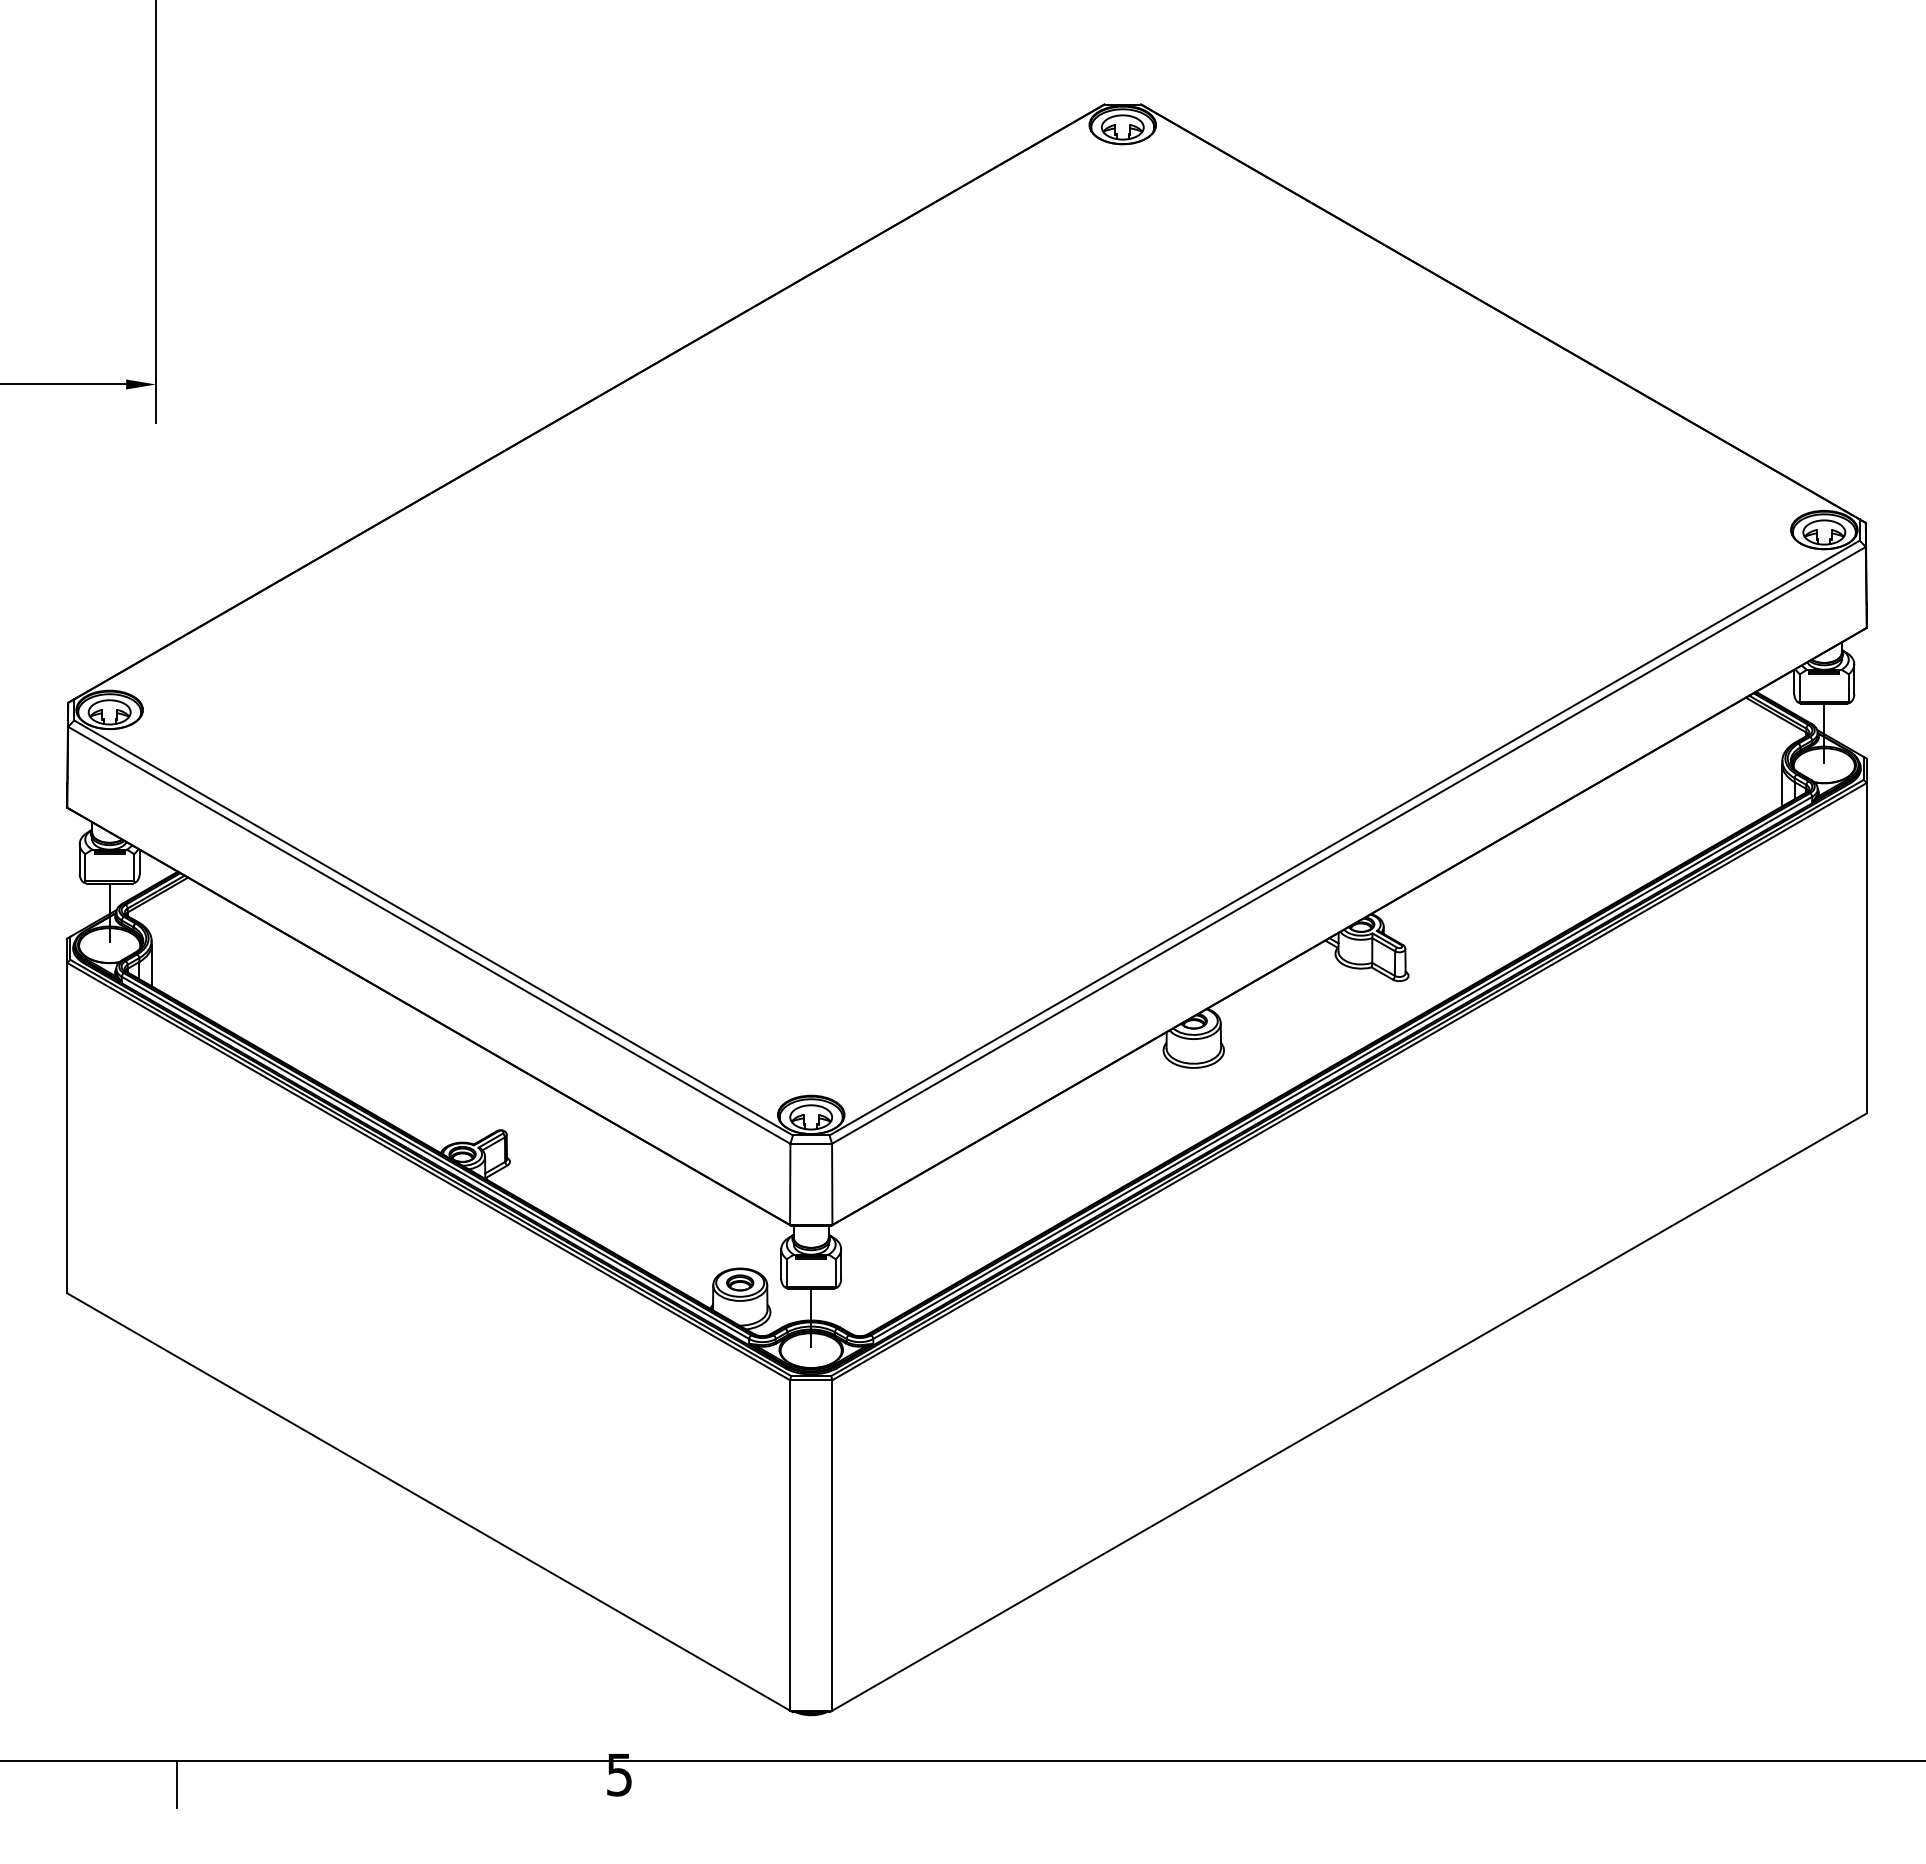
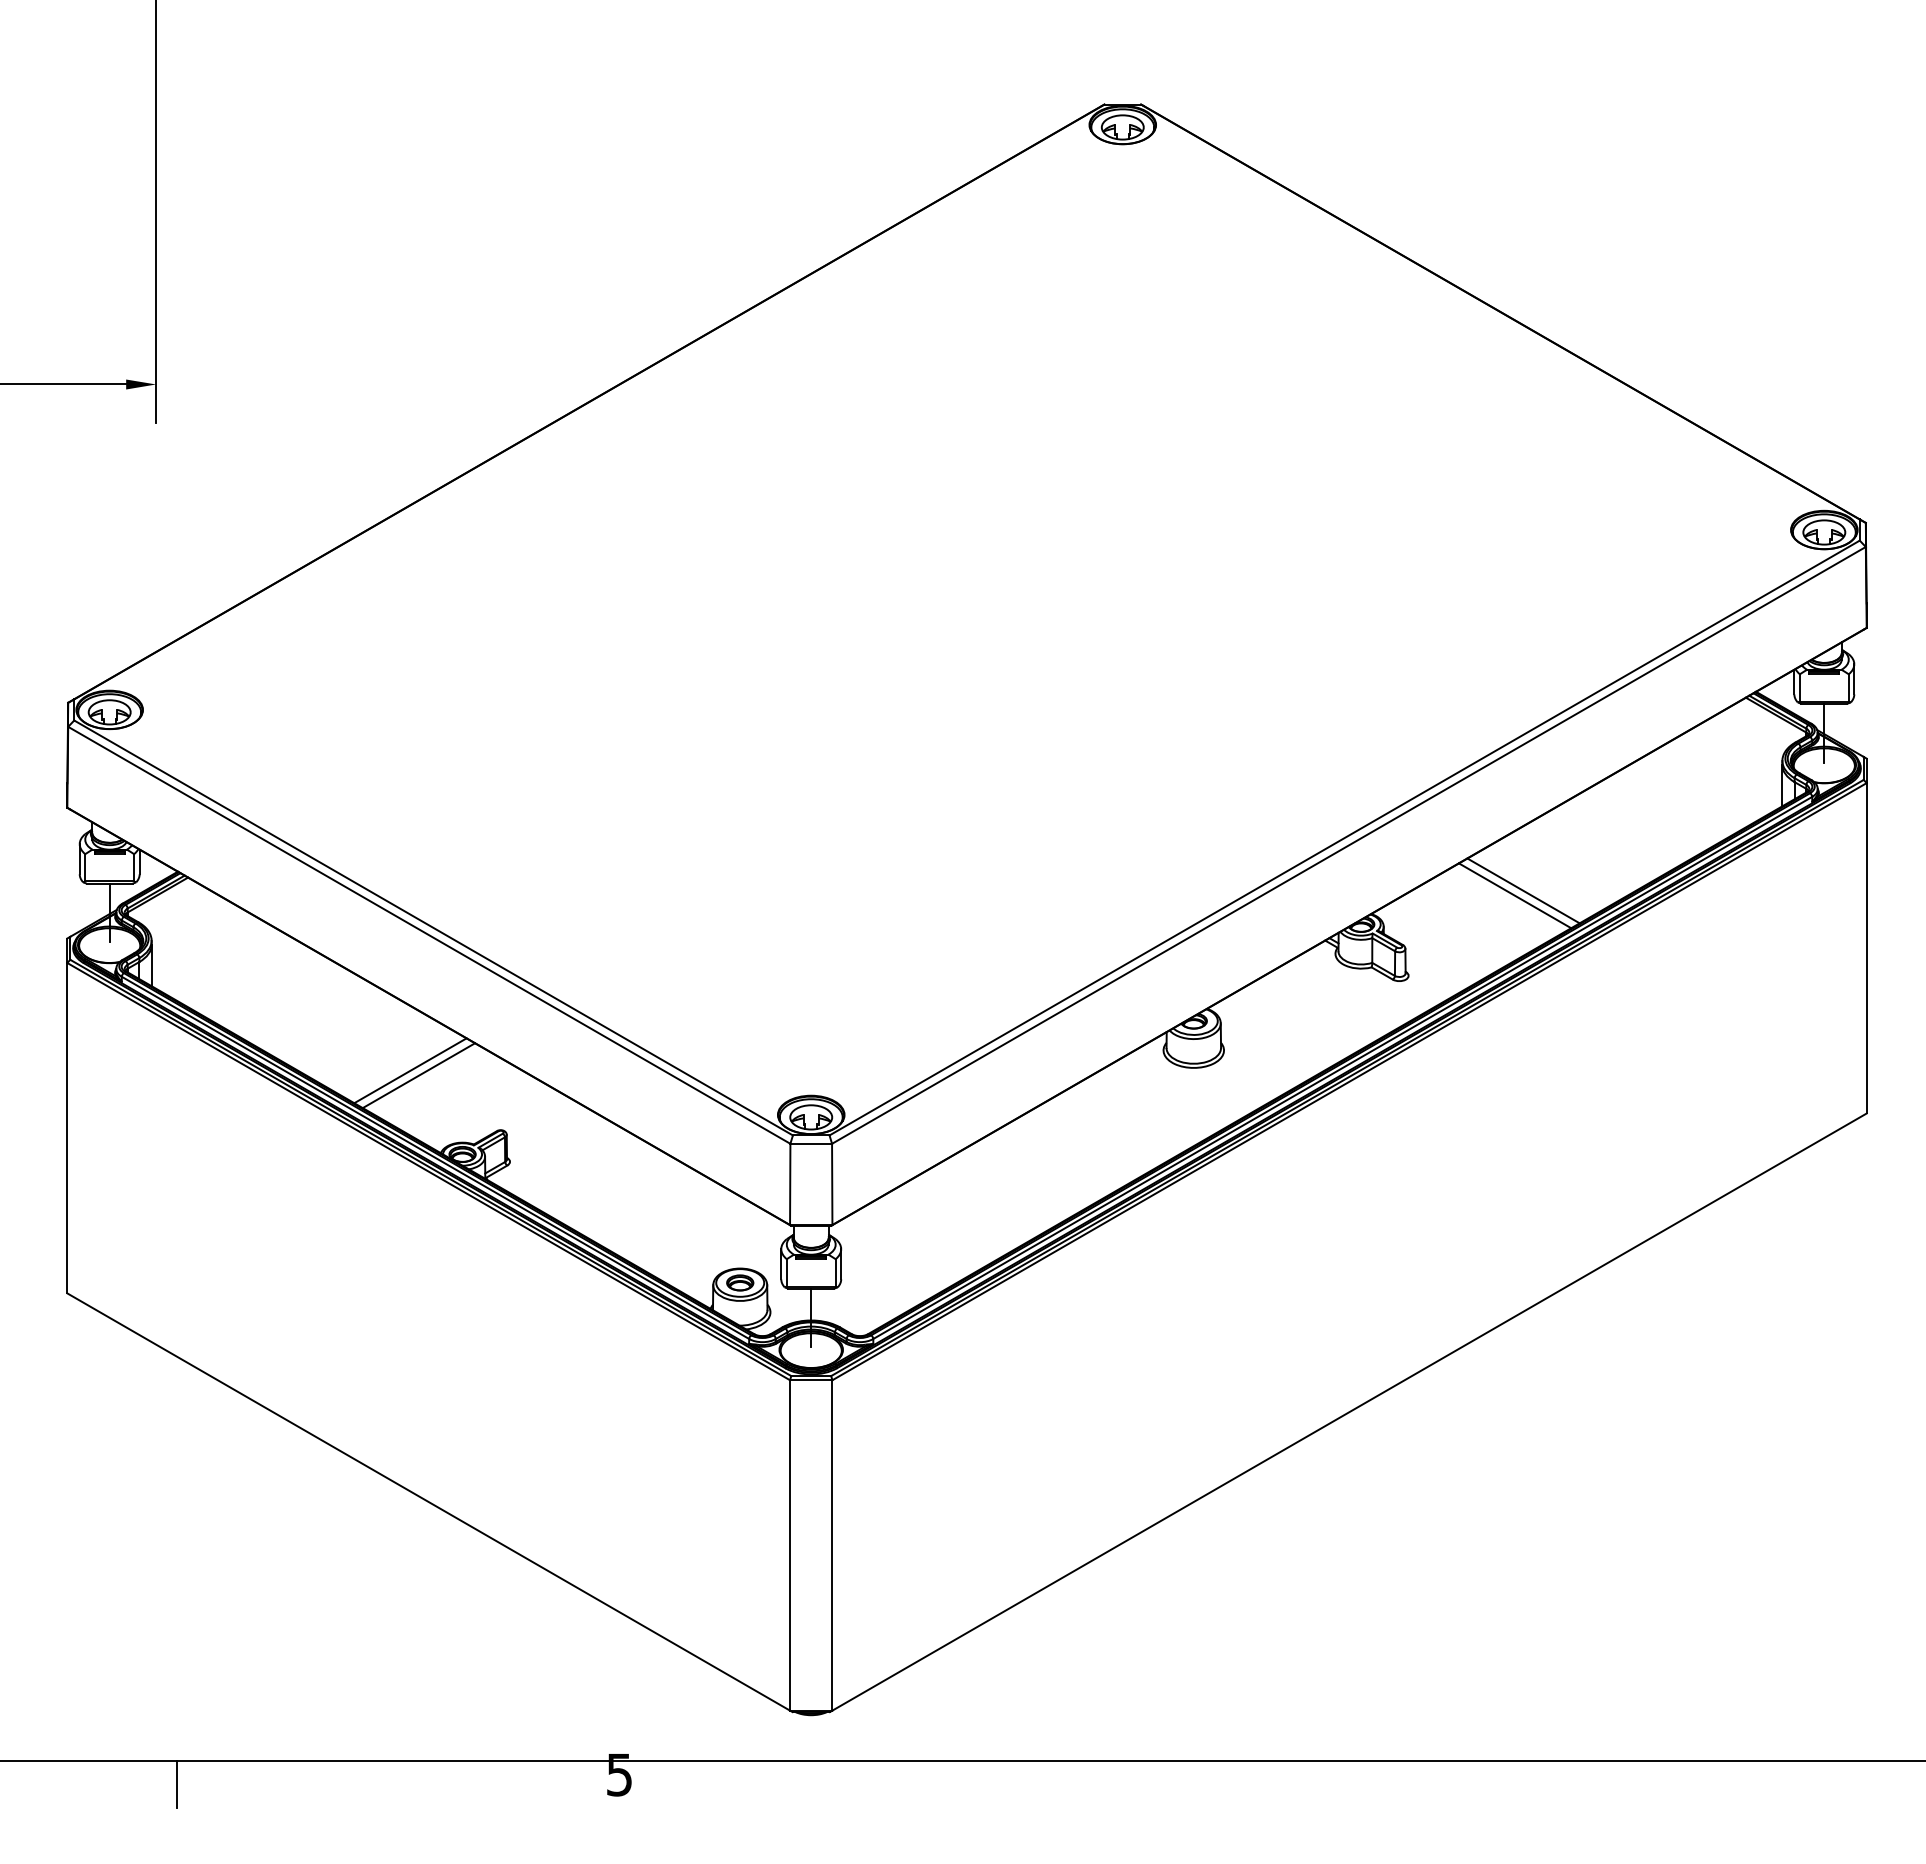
line: none -> present (1523, 890)
line: none -> present (1514, 895)
line: none -> present (410, 1070)
line: none -> present (418, 1075)
